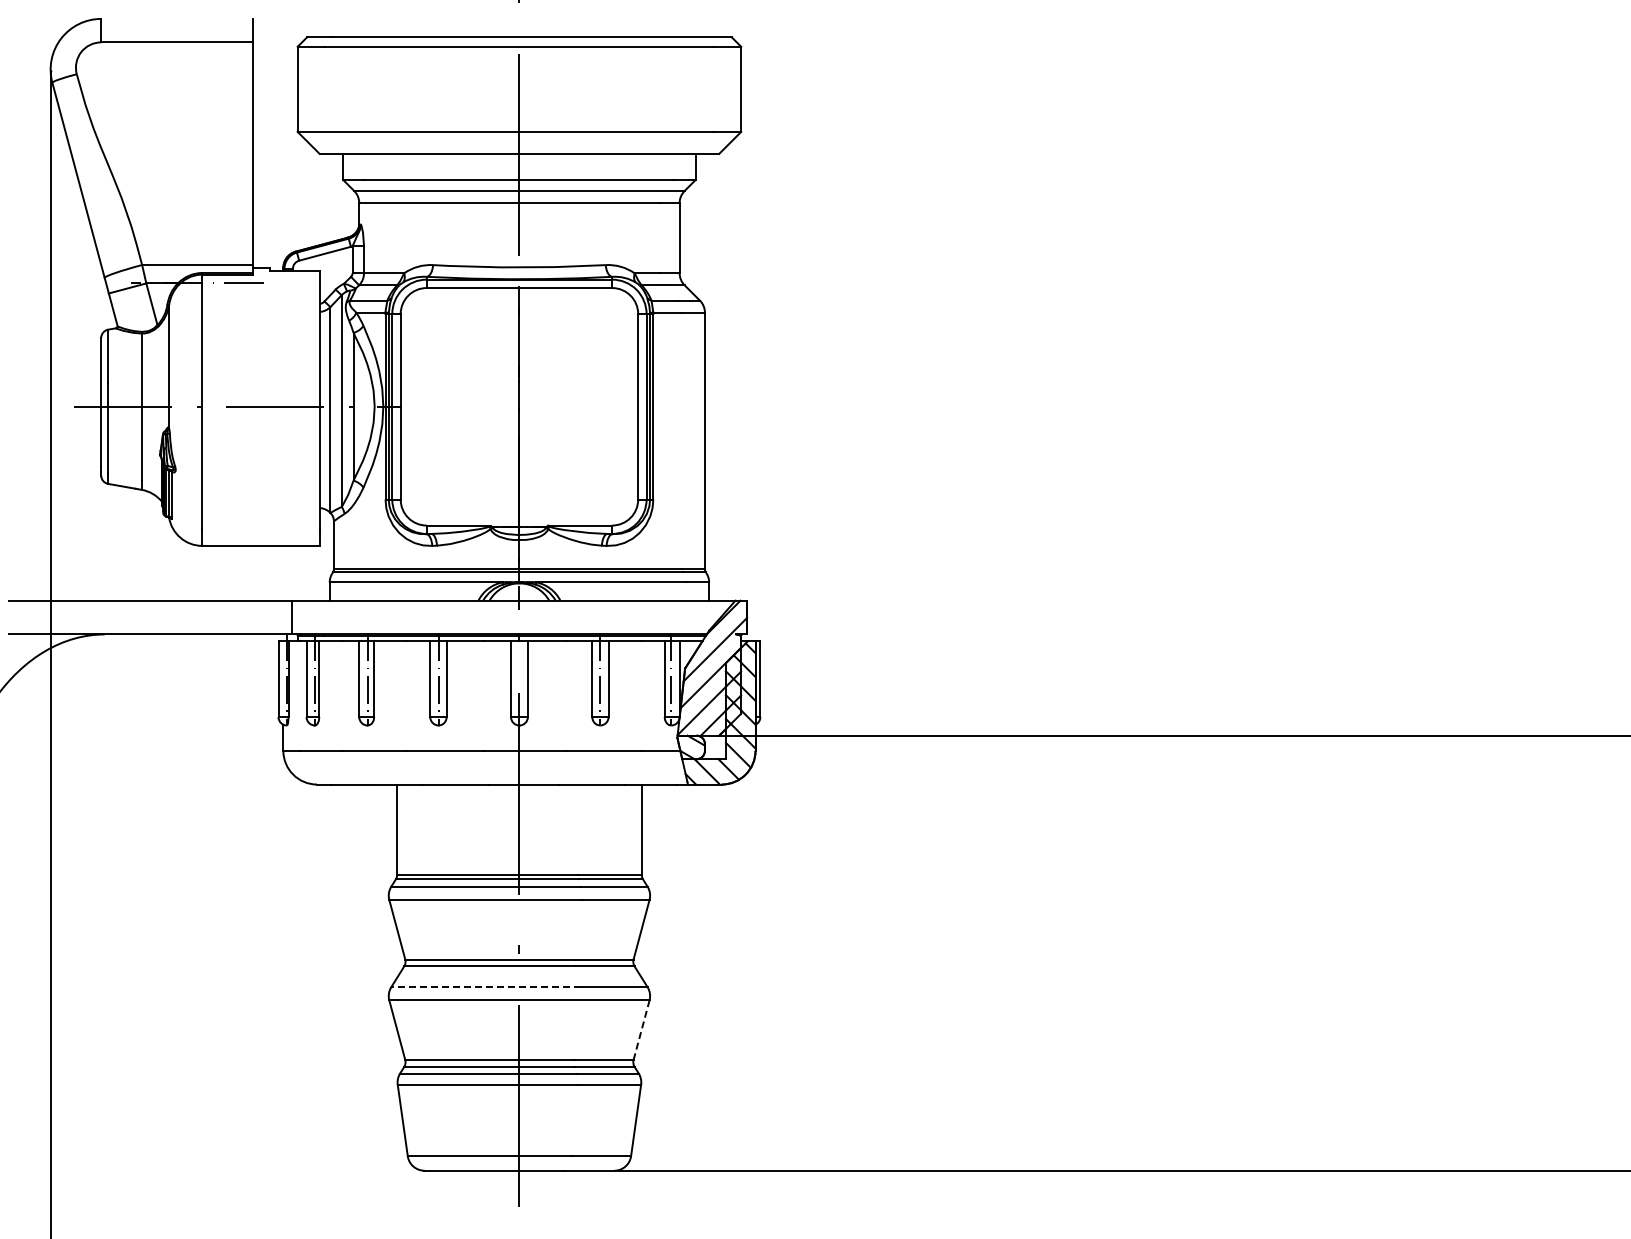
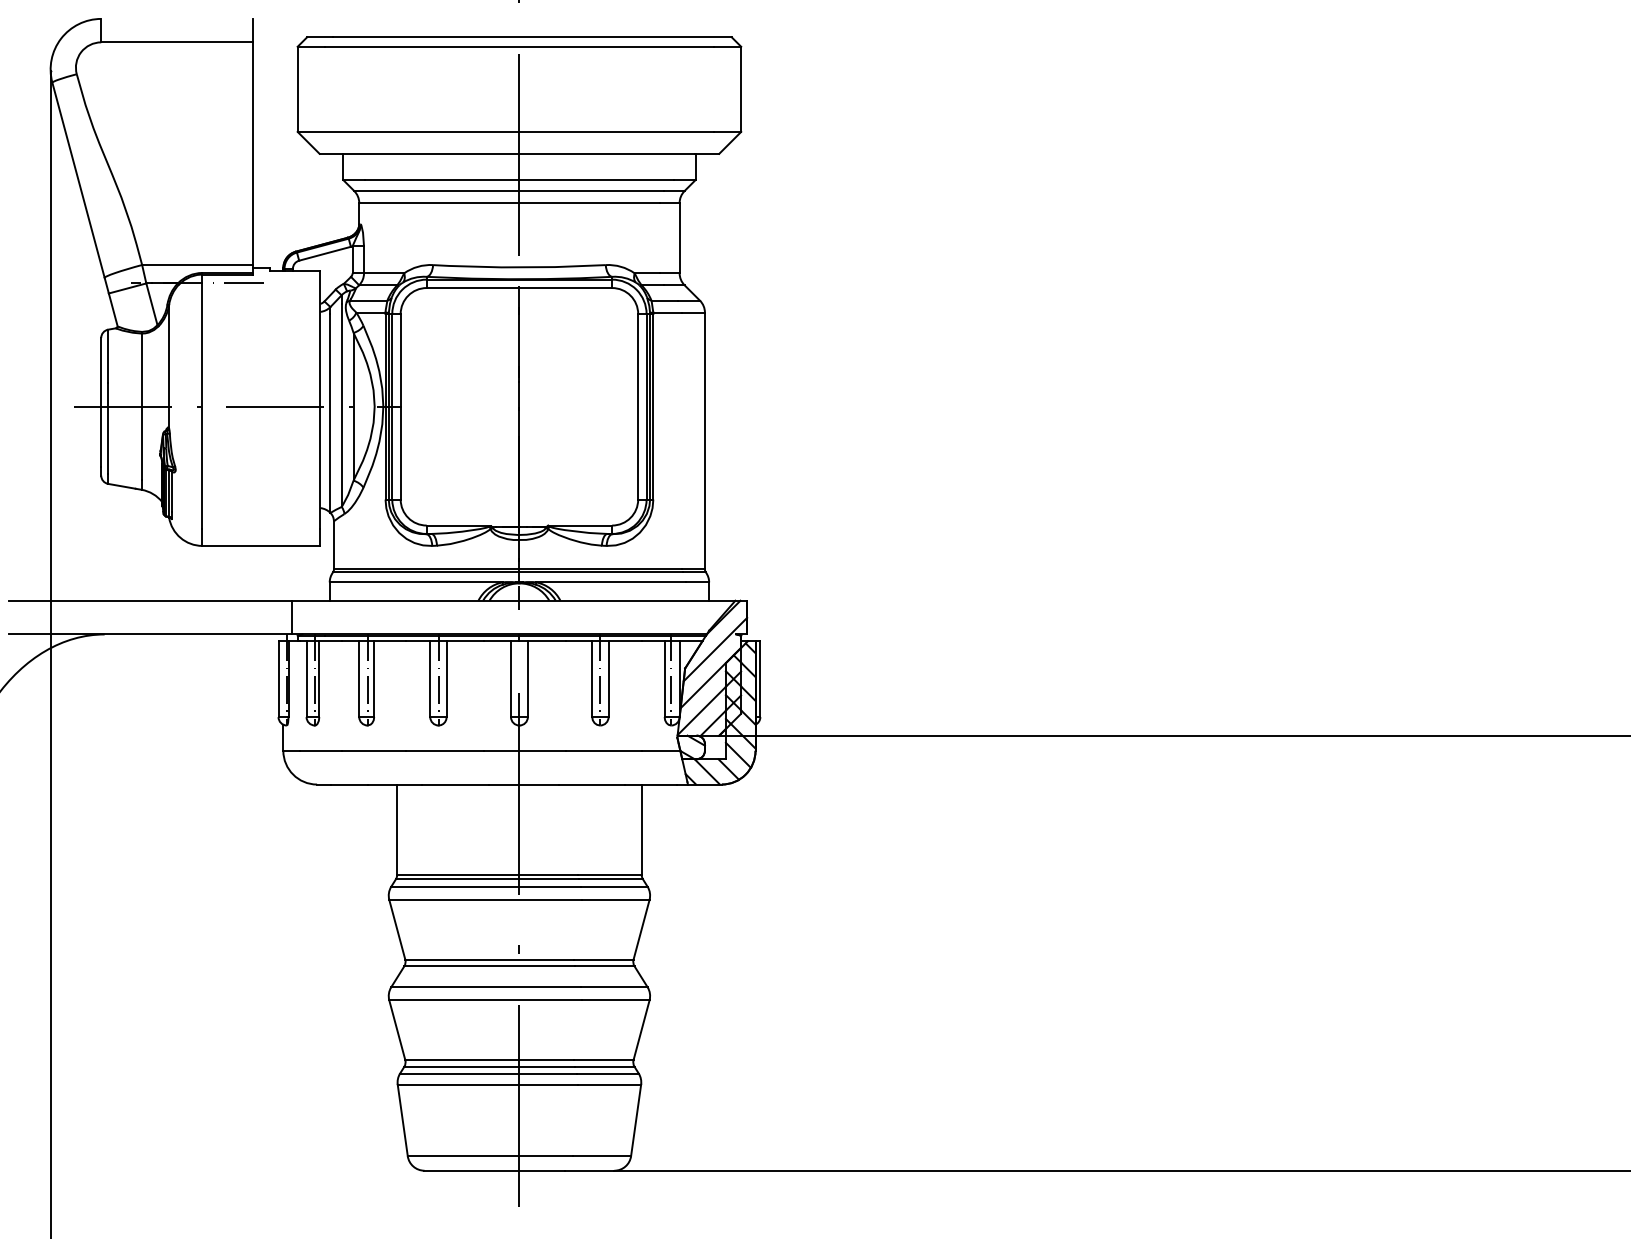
line: dashed -> solid (486, 987)
line: dashed -> solid (641, 1030)
